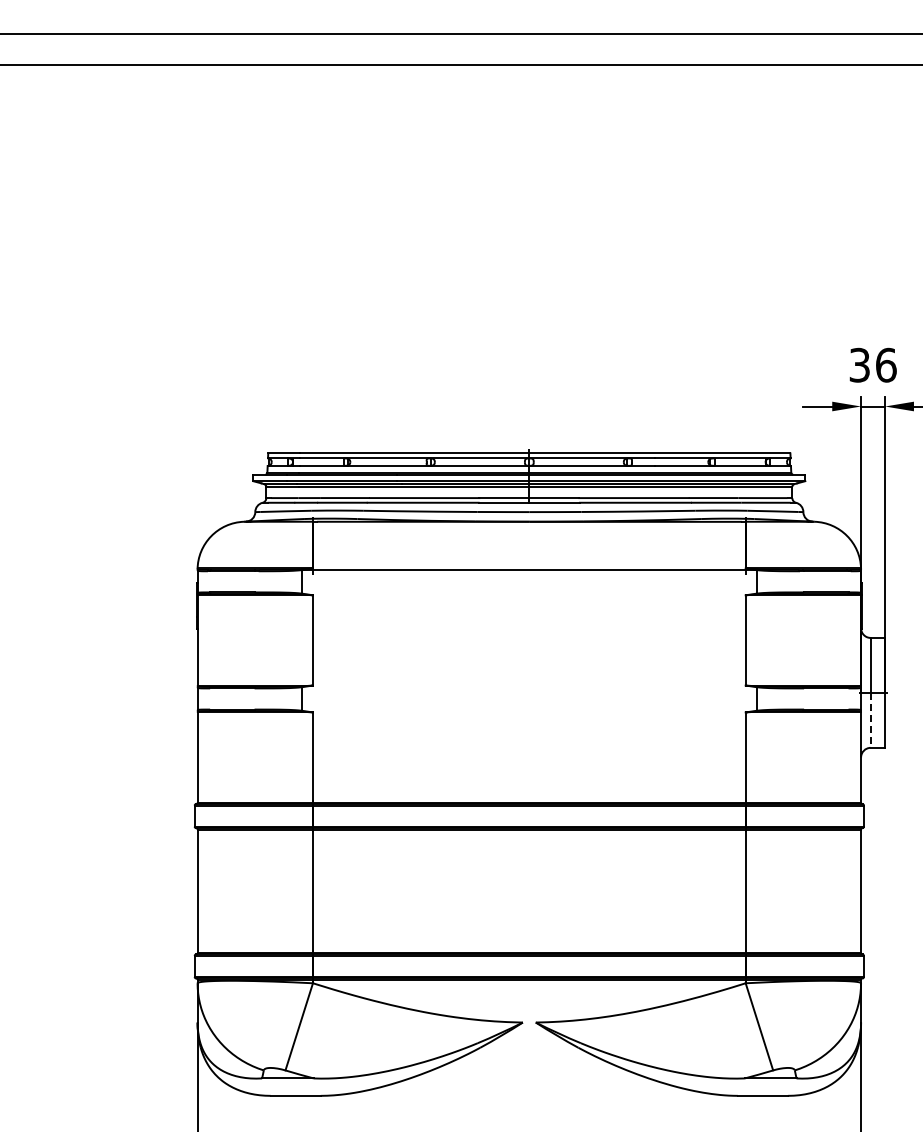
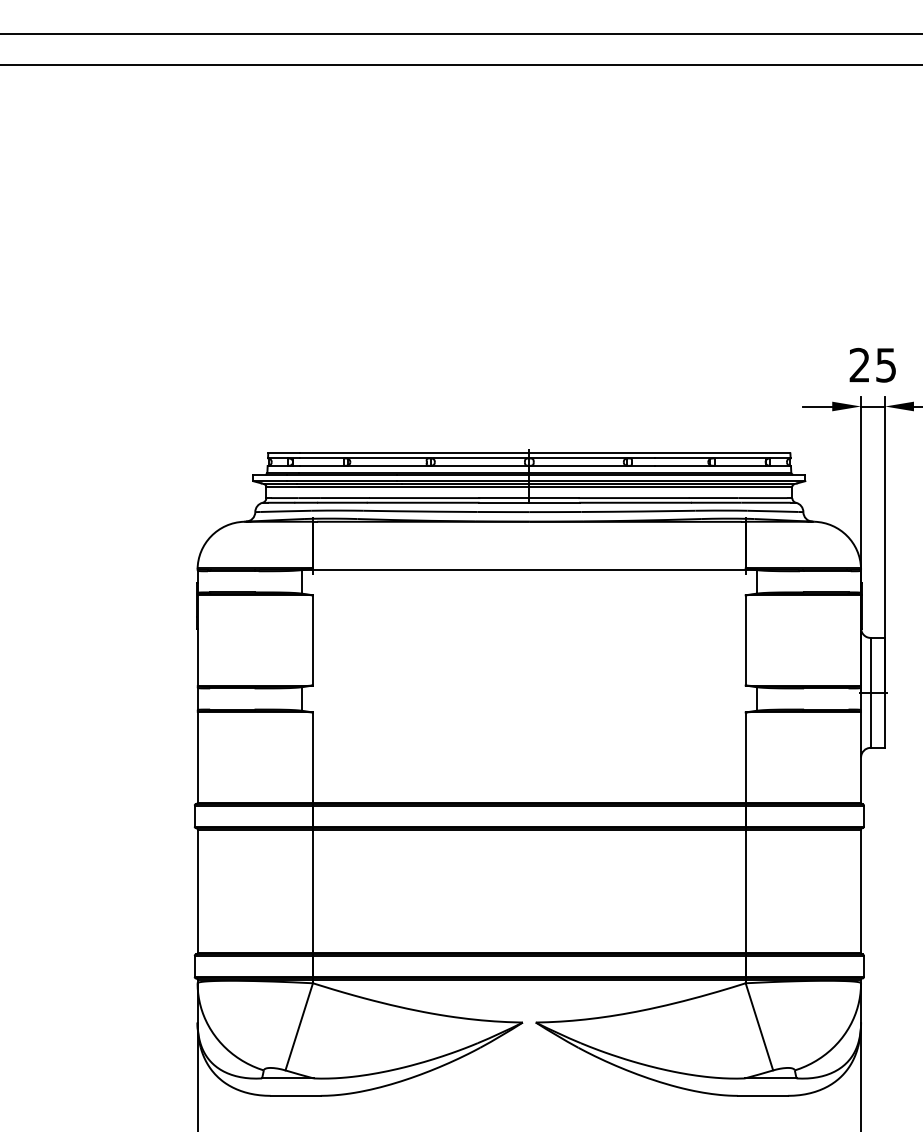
text: 36 -> 25 (872, 364)
line: dashed -> solid (870, 720)
